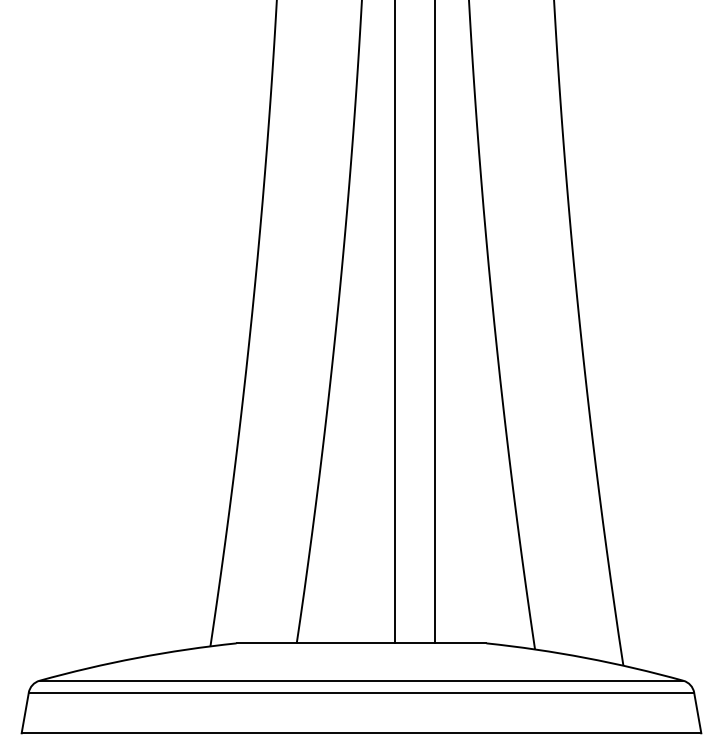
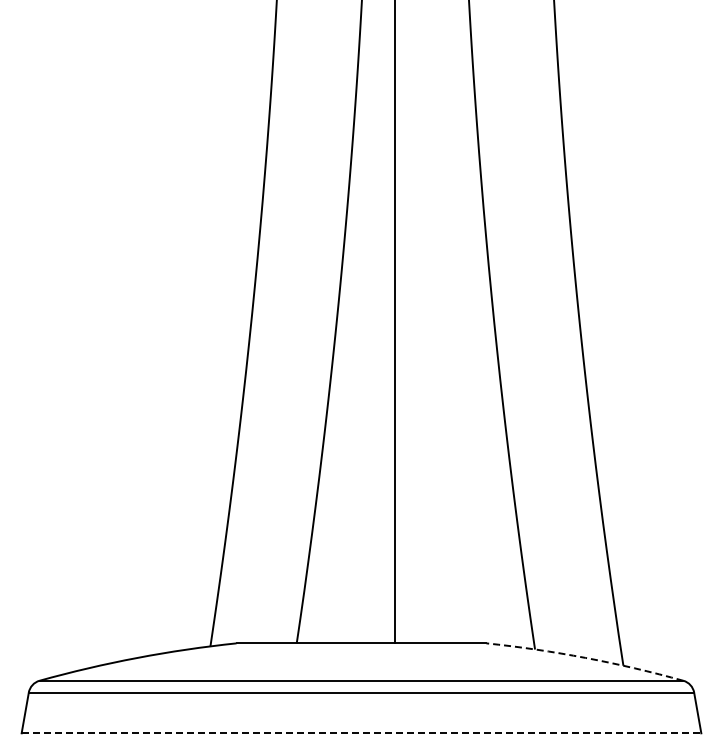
line: present -> none (435, 322)
arc: solid -> dashed (585, 657)
line: solid -> dashed (361, 733)
